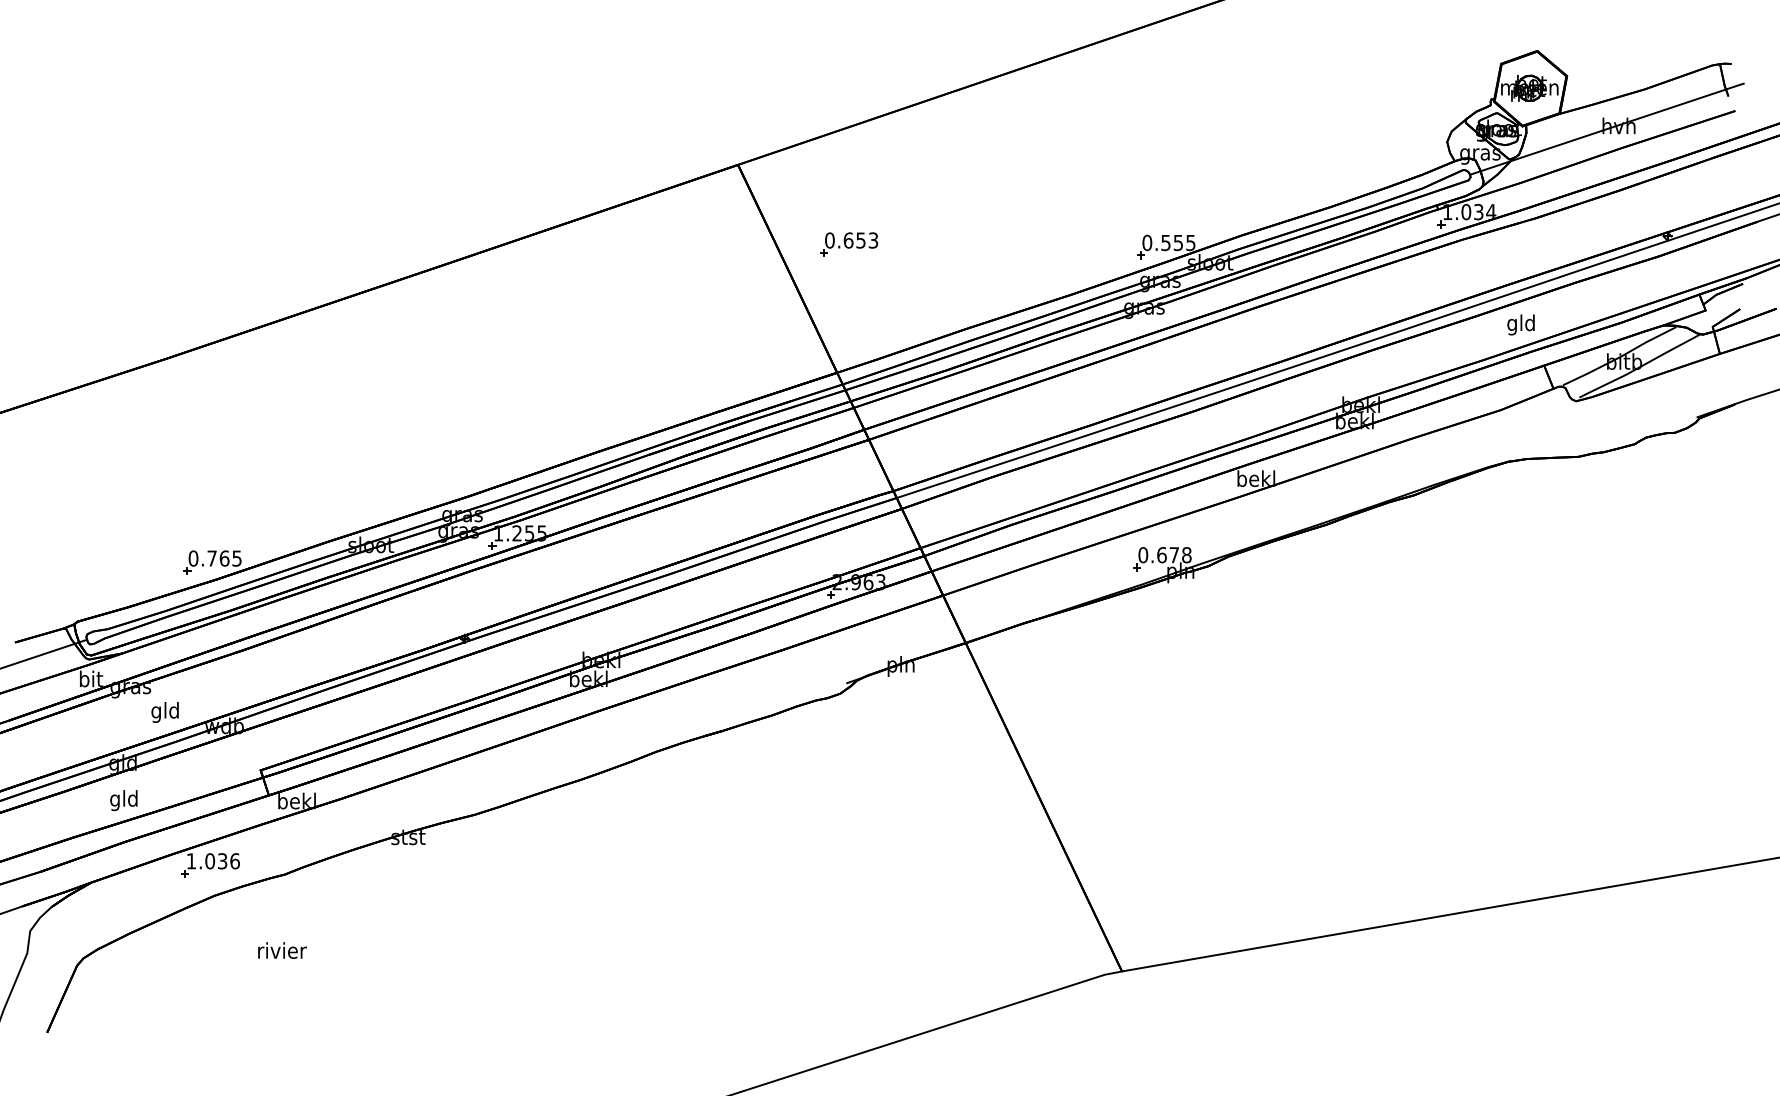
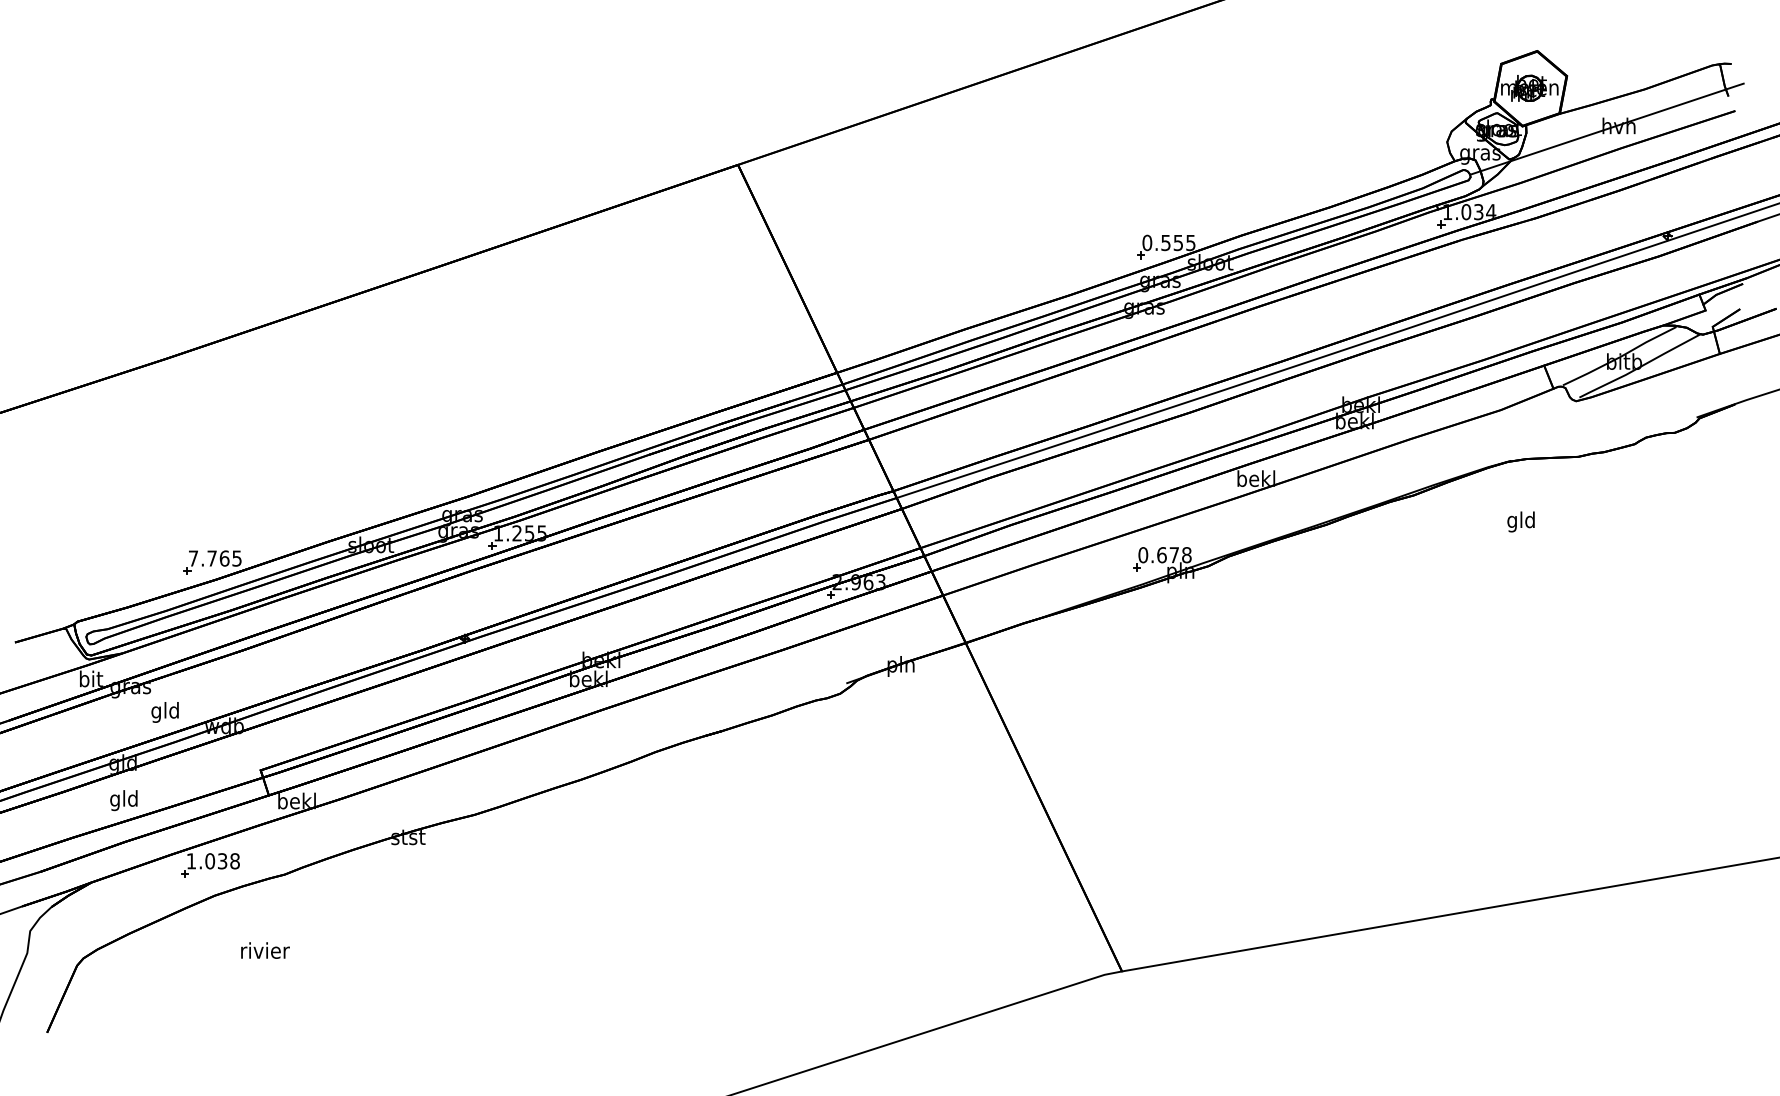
part: present -> none (849, 244)
text position: (1520, 324) -> (1520, 521) (1520, 521)
text: 0.765 -> 7.765 (193, 558)
line: present -> none (44, 653)
text: 1.036 -> 1.038 (234, 861)
text position: (282, 950) -> (265, 950) (265, 950)
